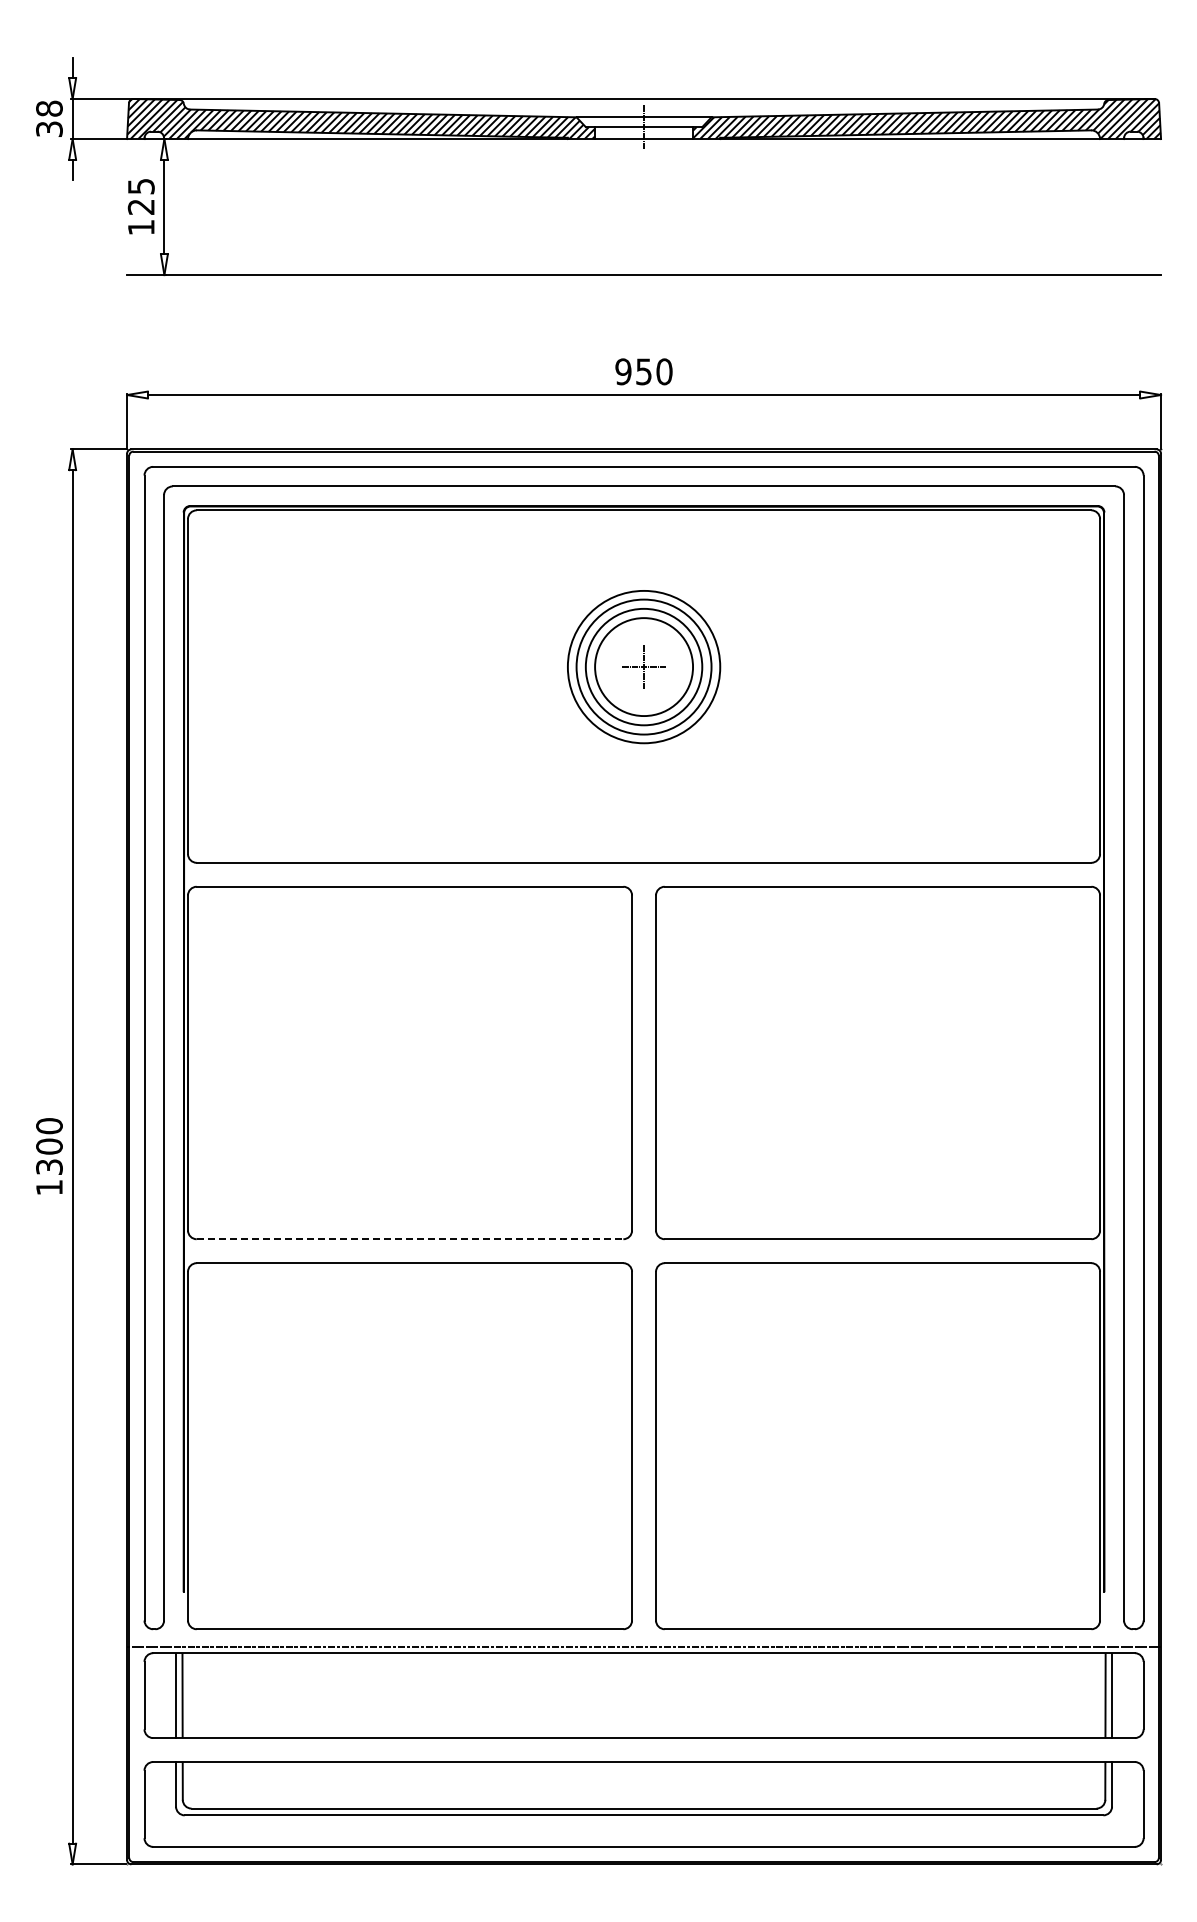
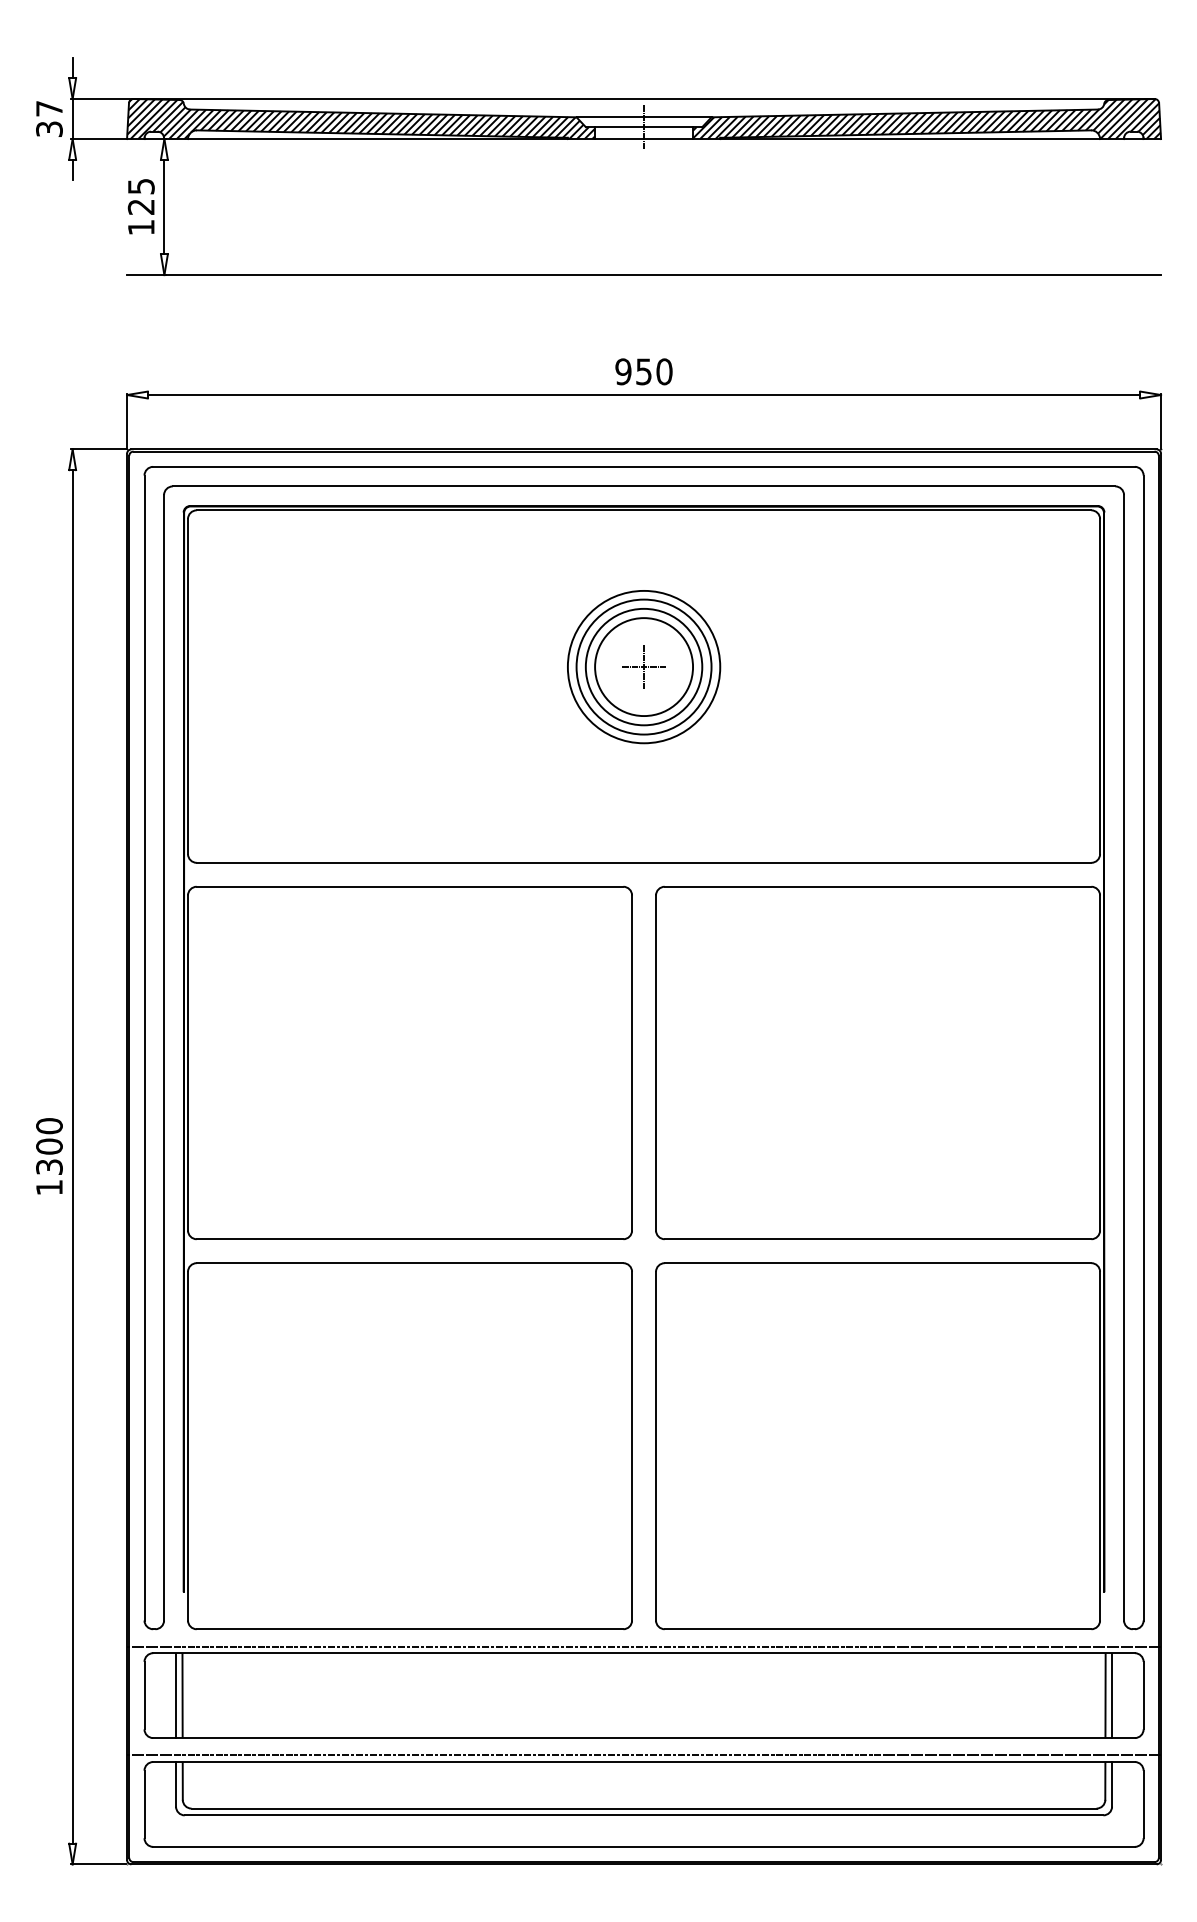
text: 38 -> 37 (49, 108)
line: dashed -> solid (410, 1239)
line: none -> present (644, 1755)
